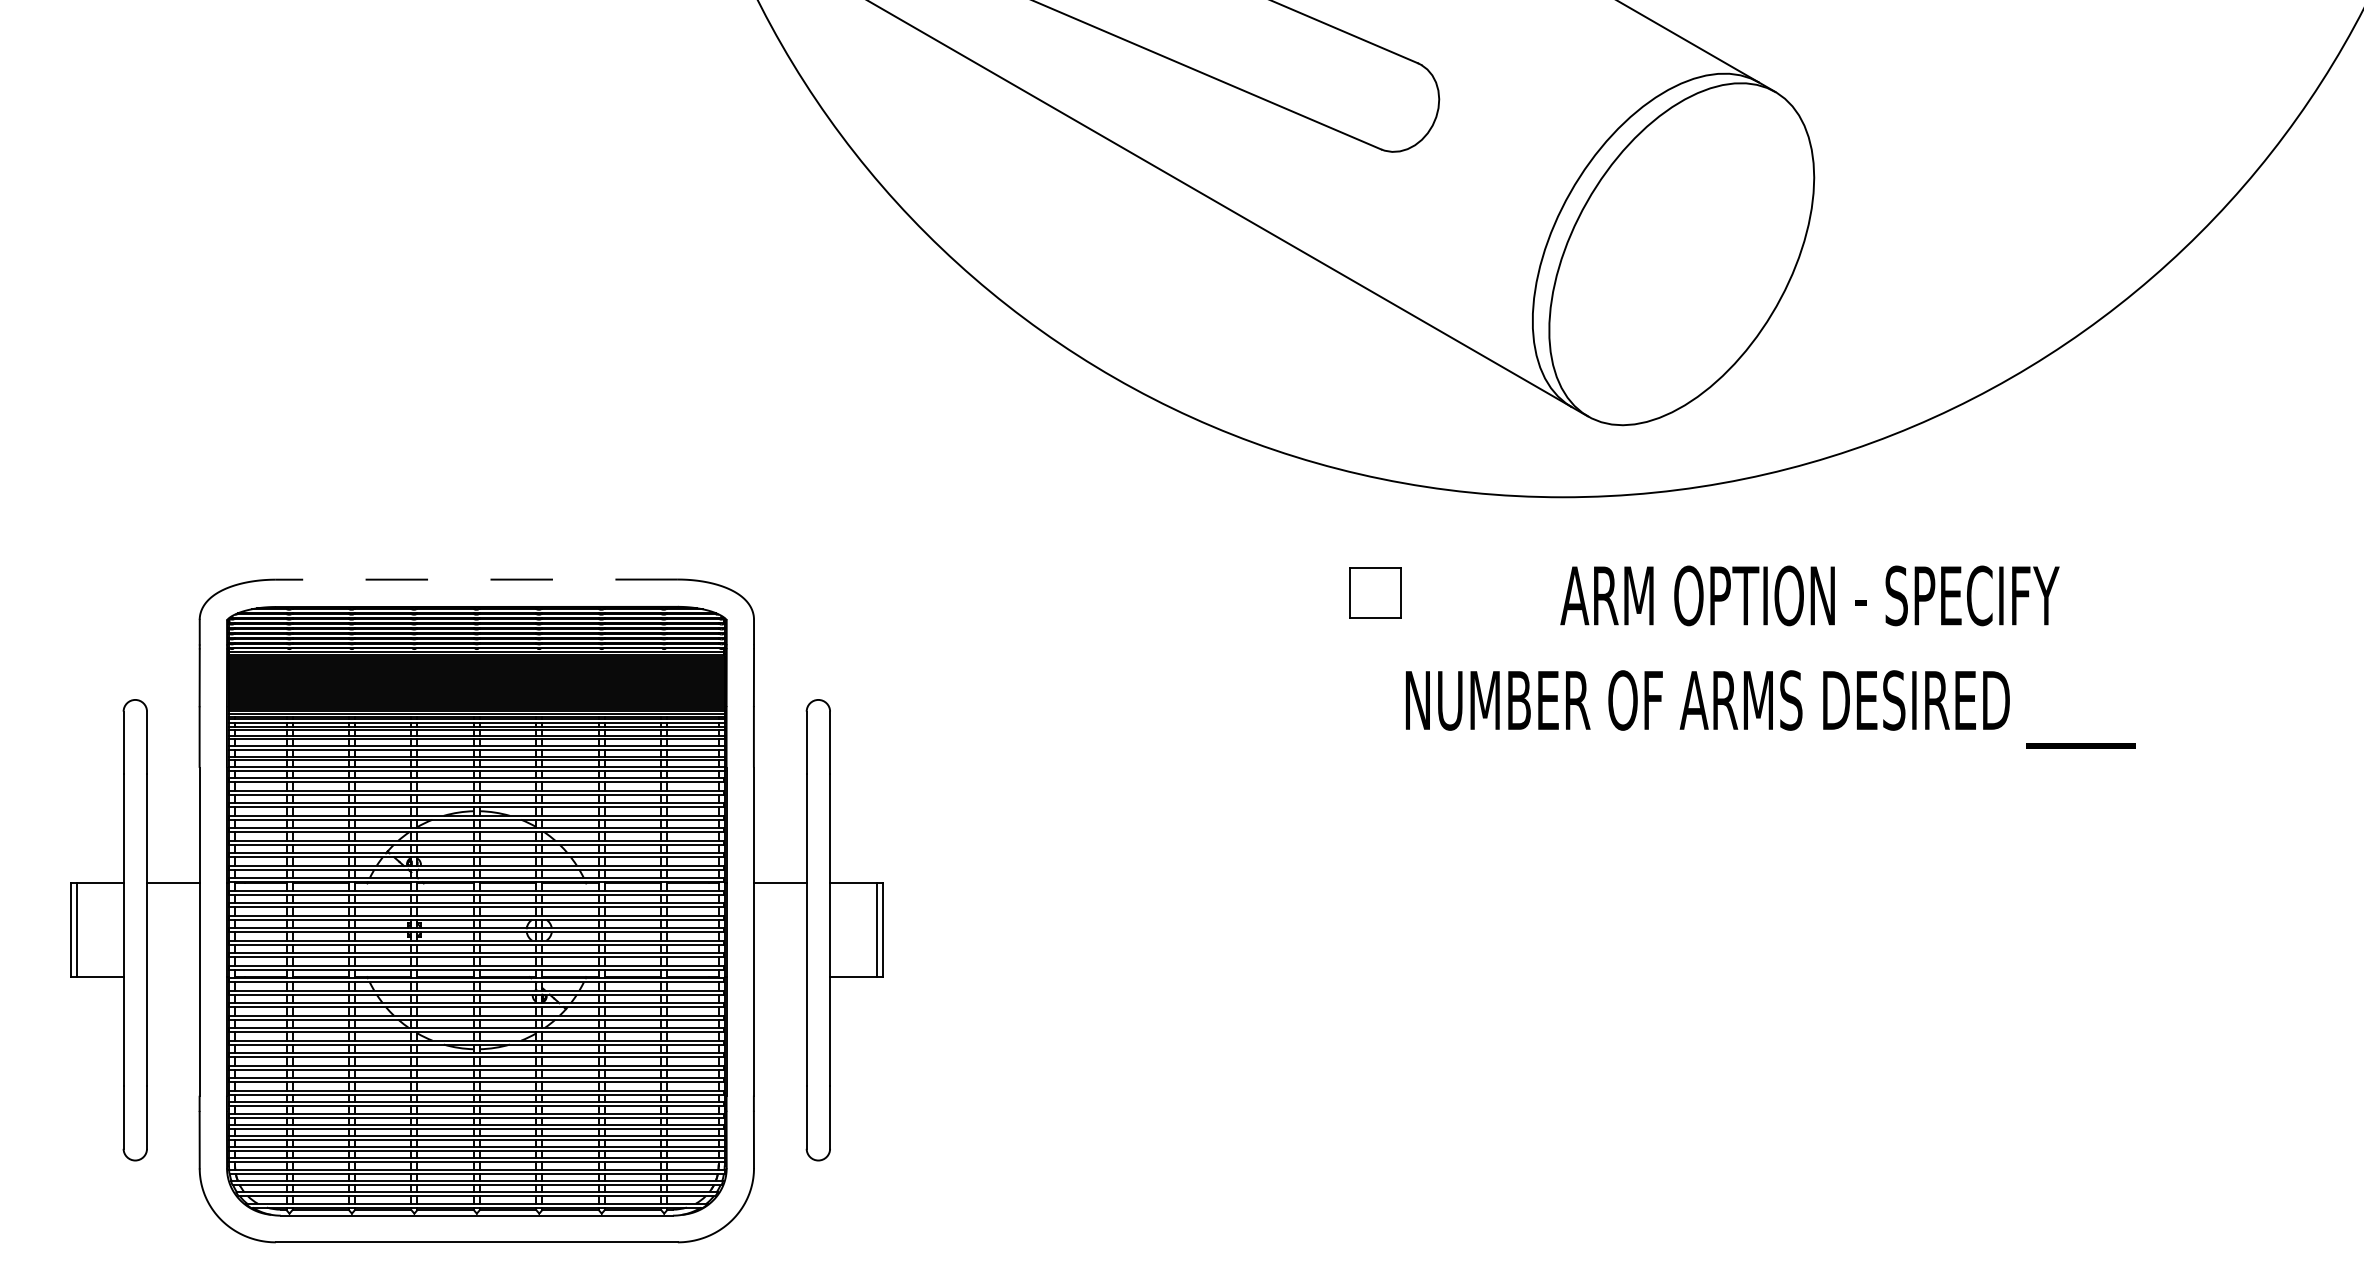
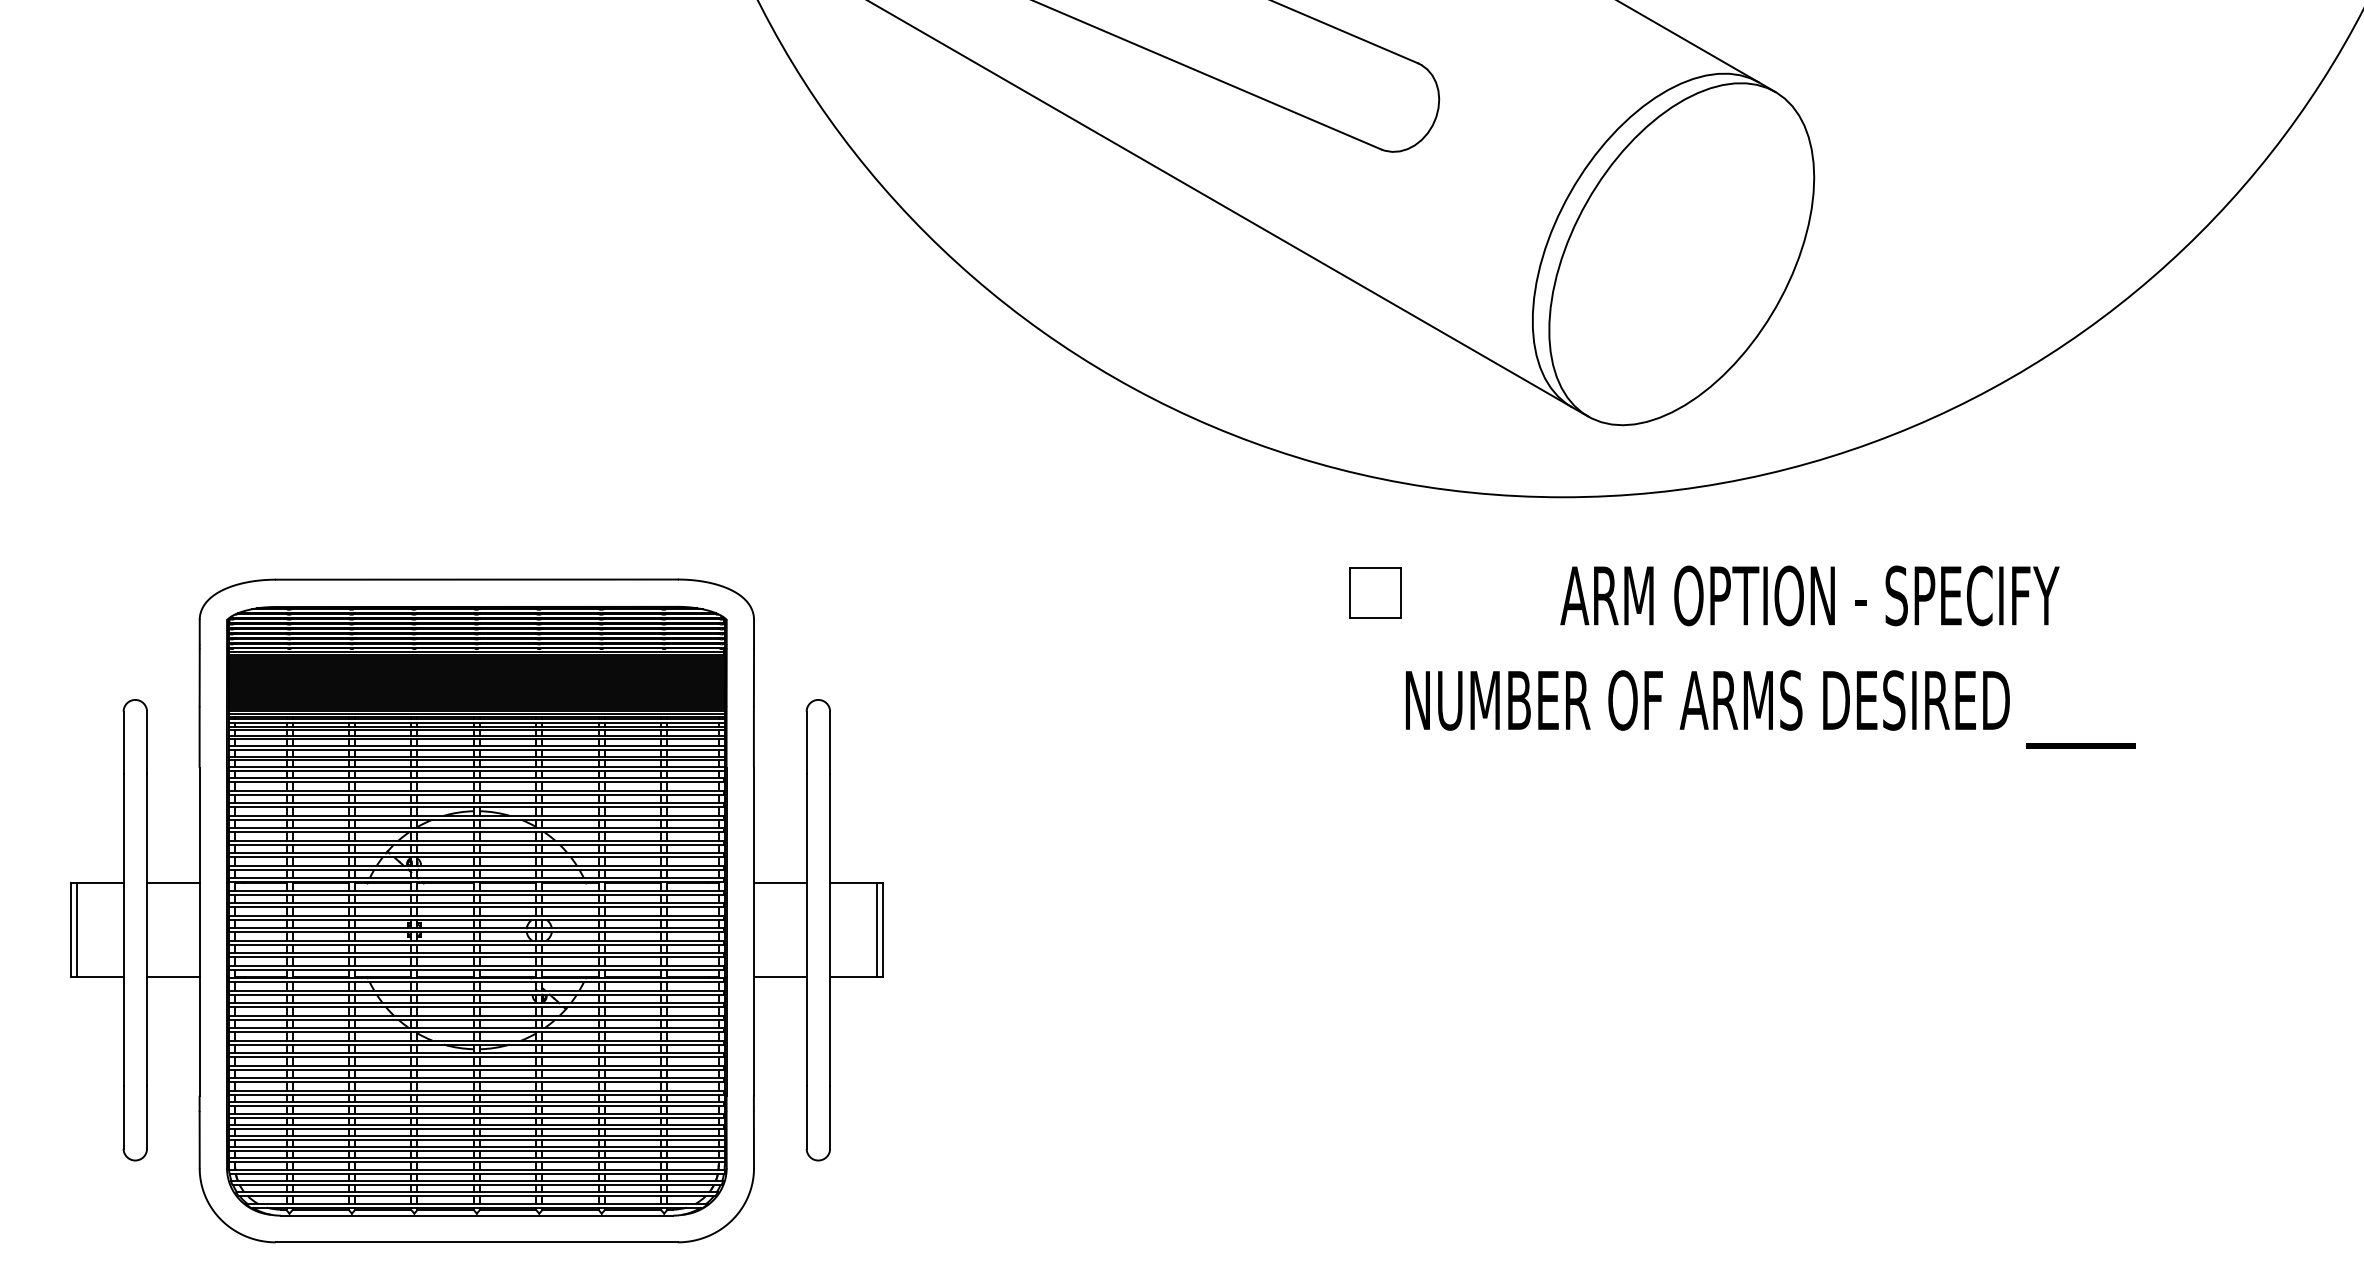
line: dashed -> solid (476, 579)
line: none -> present (173, 977)
line: none -> present (779, 977)
